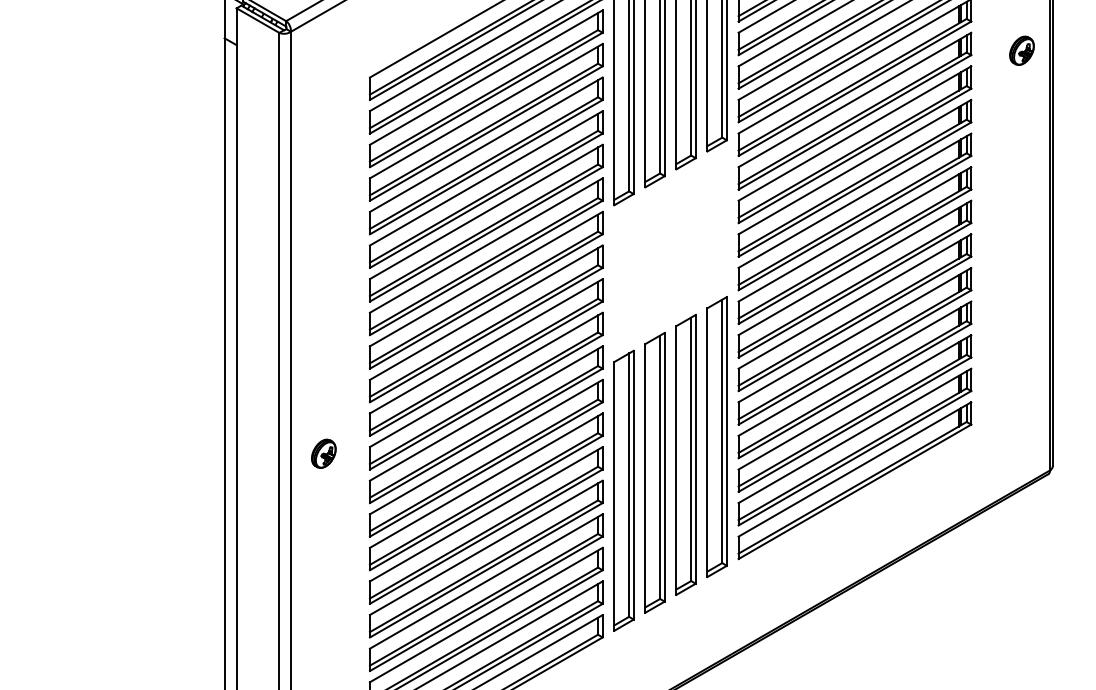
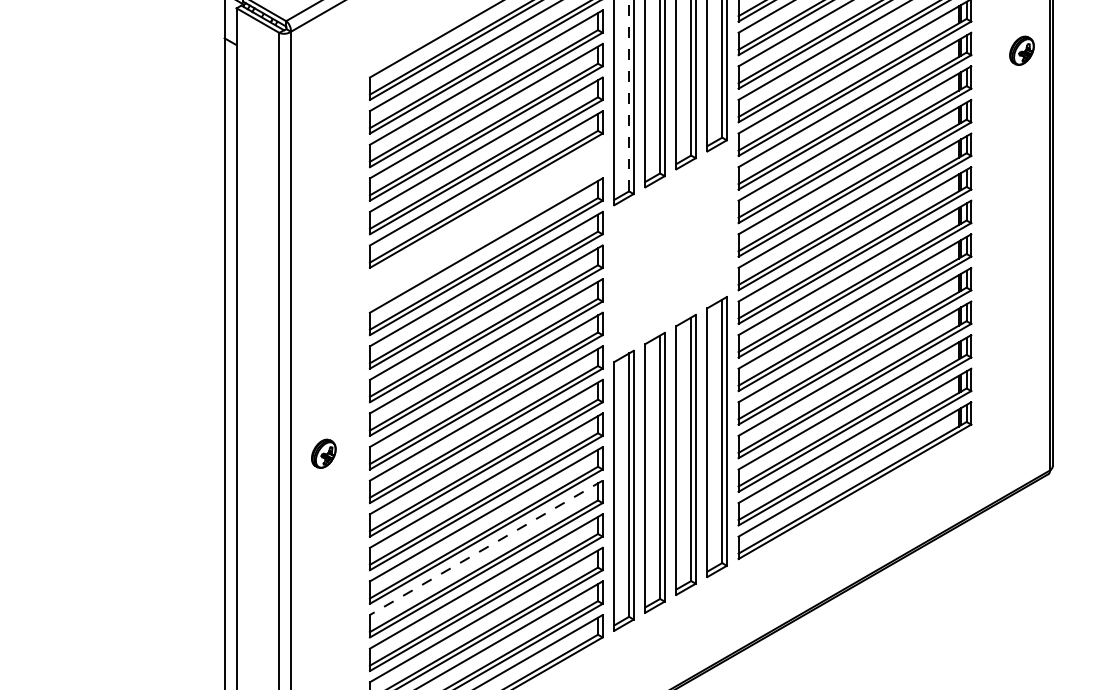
line: solid -> dashed (629, 95)
part: present -> none (485, 222)
line: solid -> dashed (485, 548)
